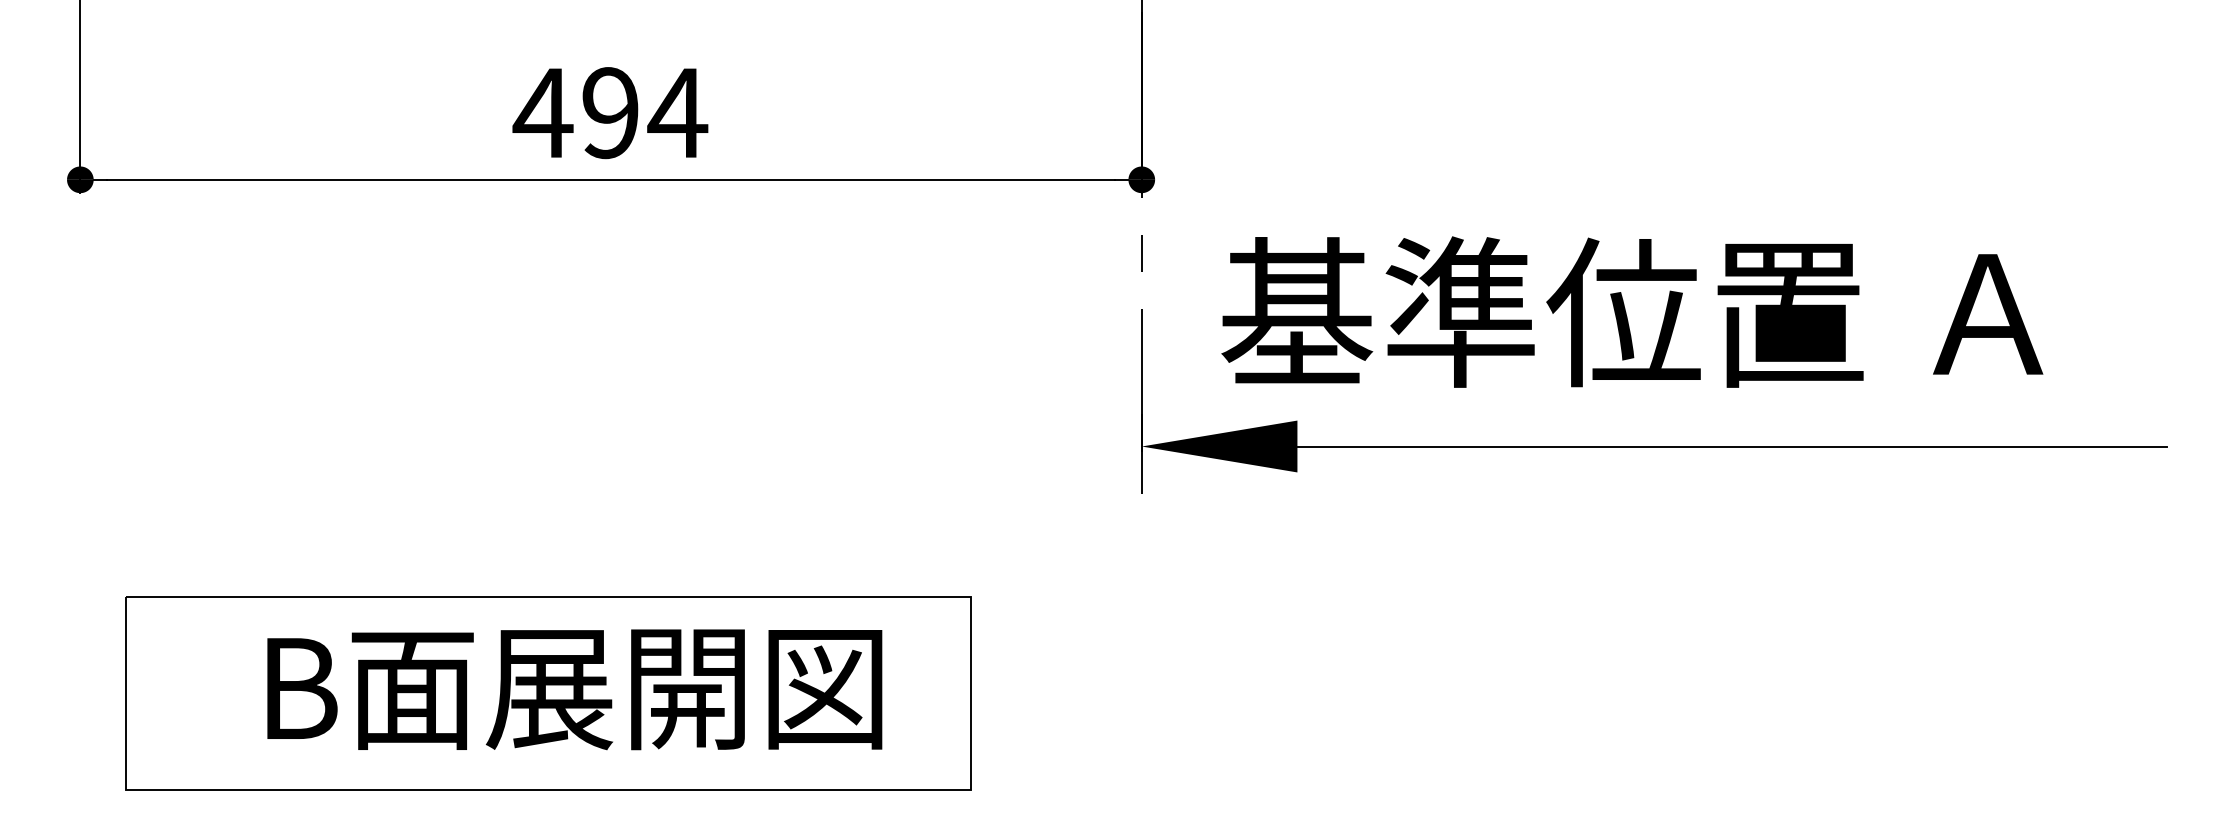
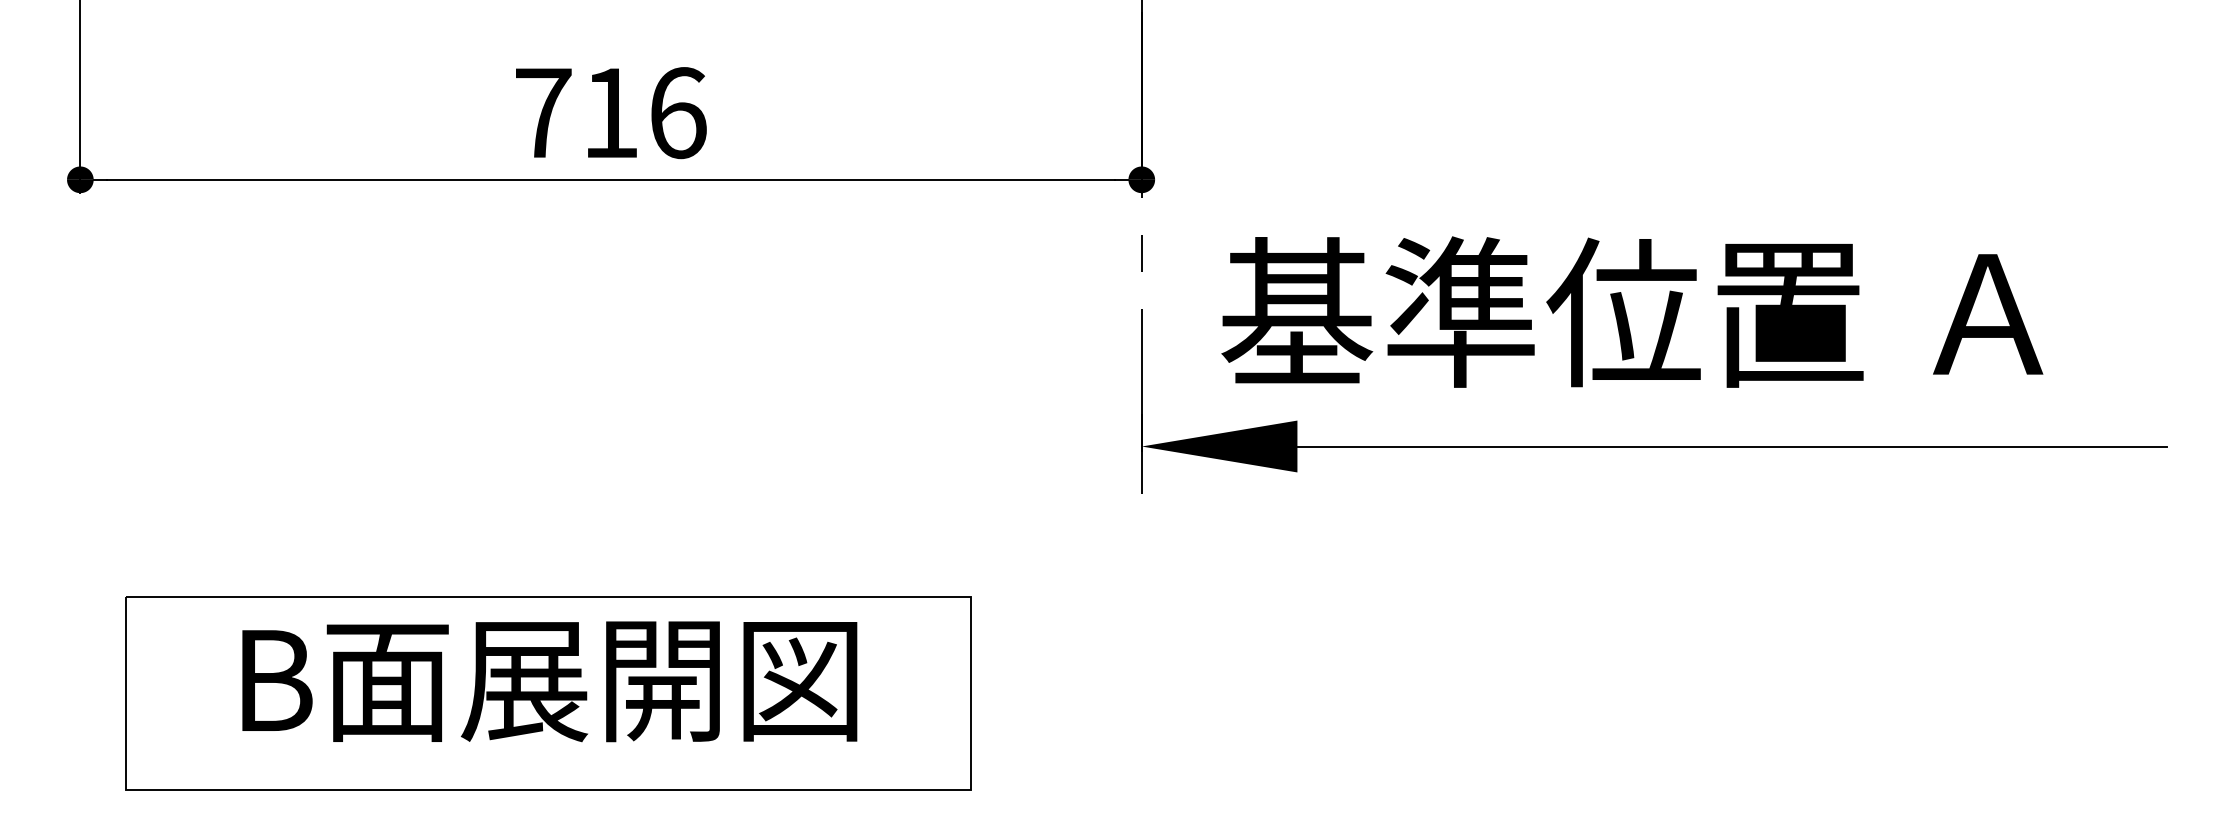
text: 494 -> 716 (610, 113)
text position: (574, 689) -> (549, 681) (549, 681)
